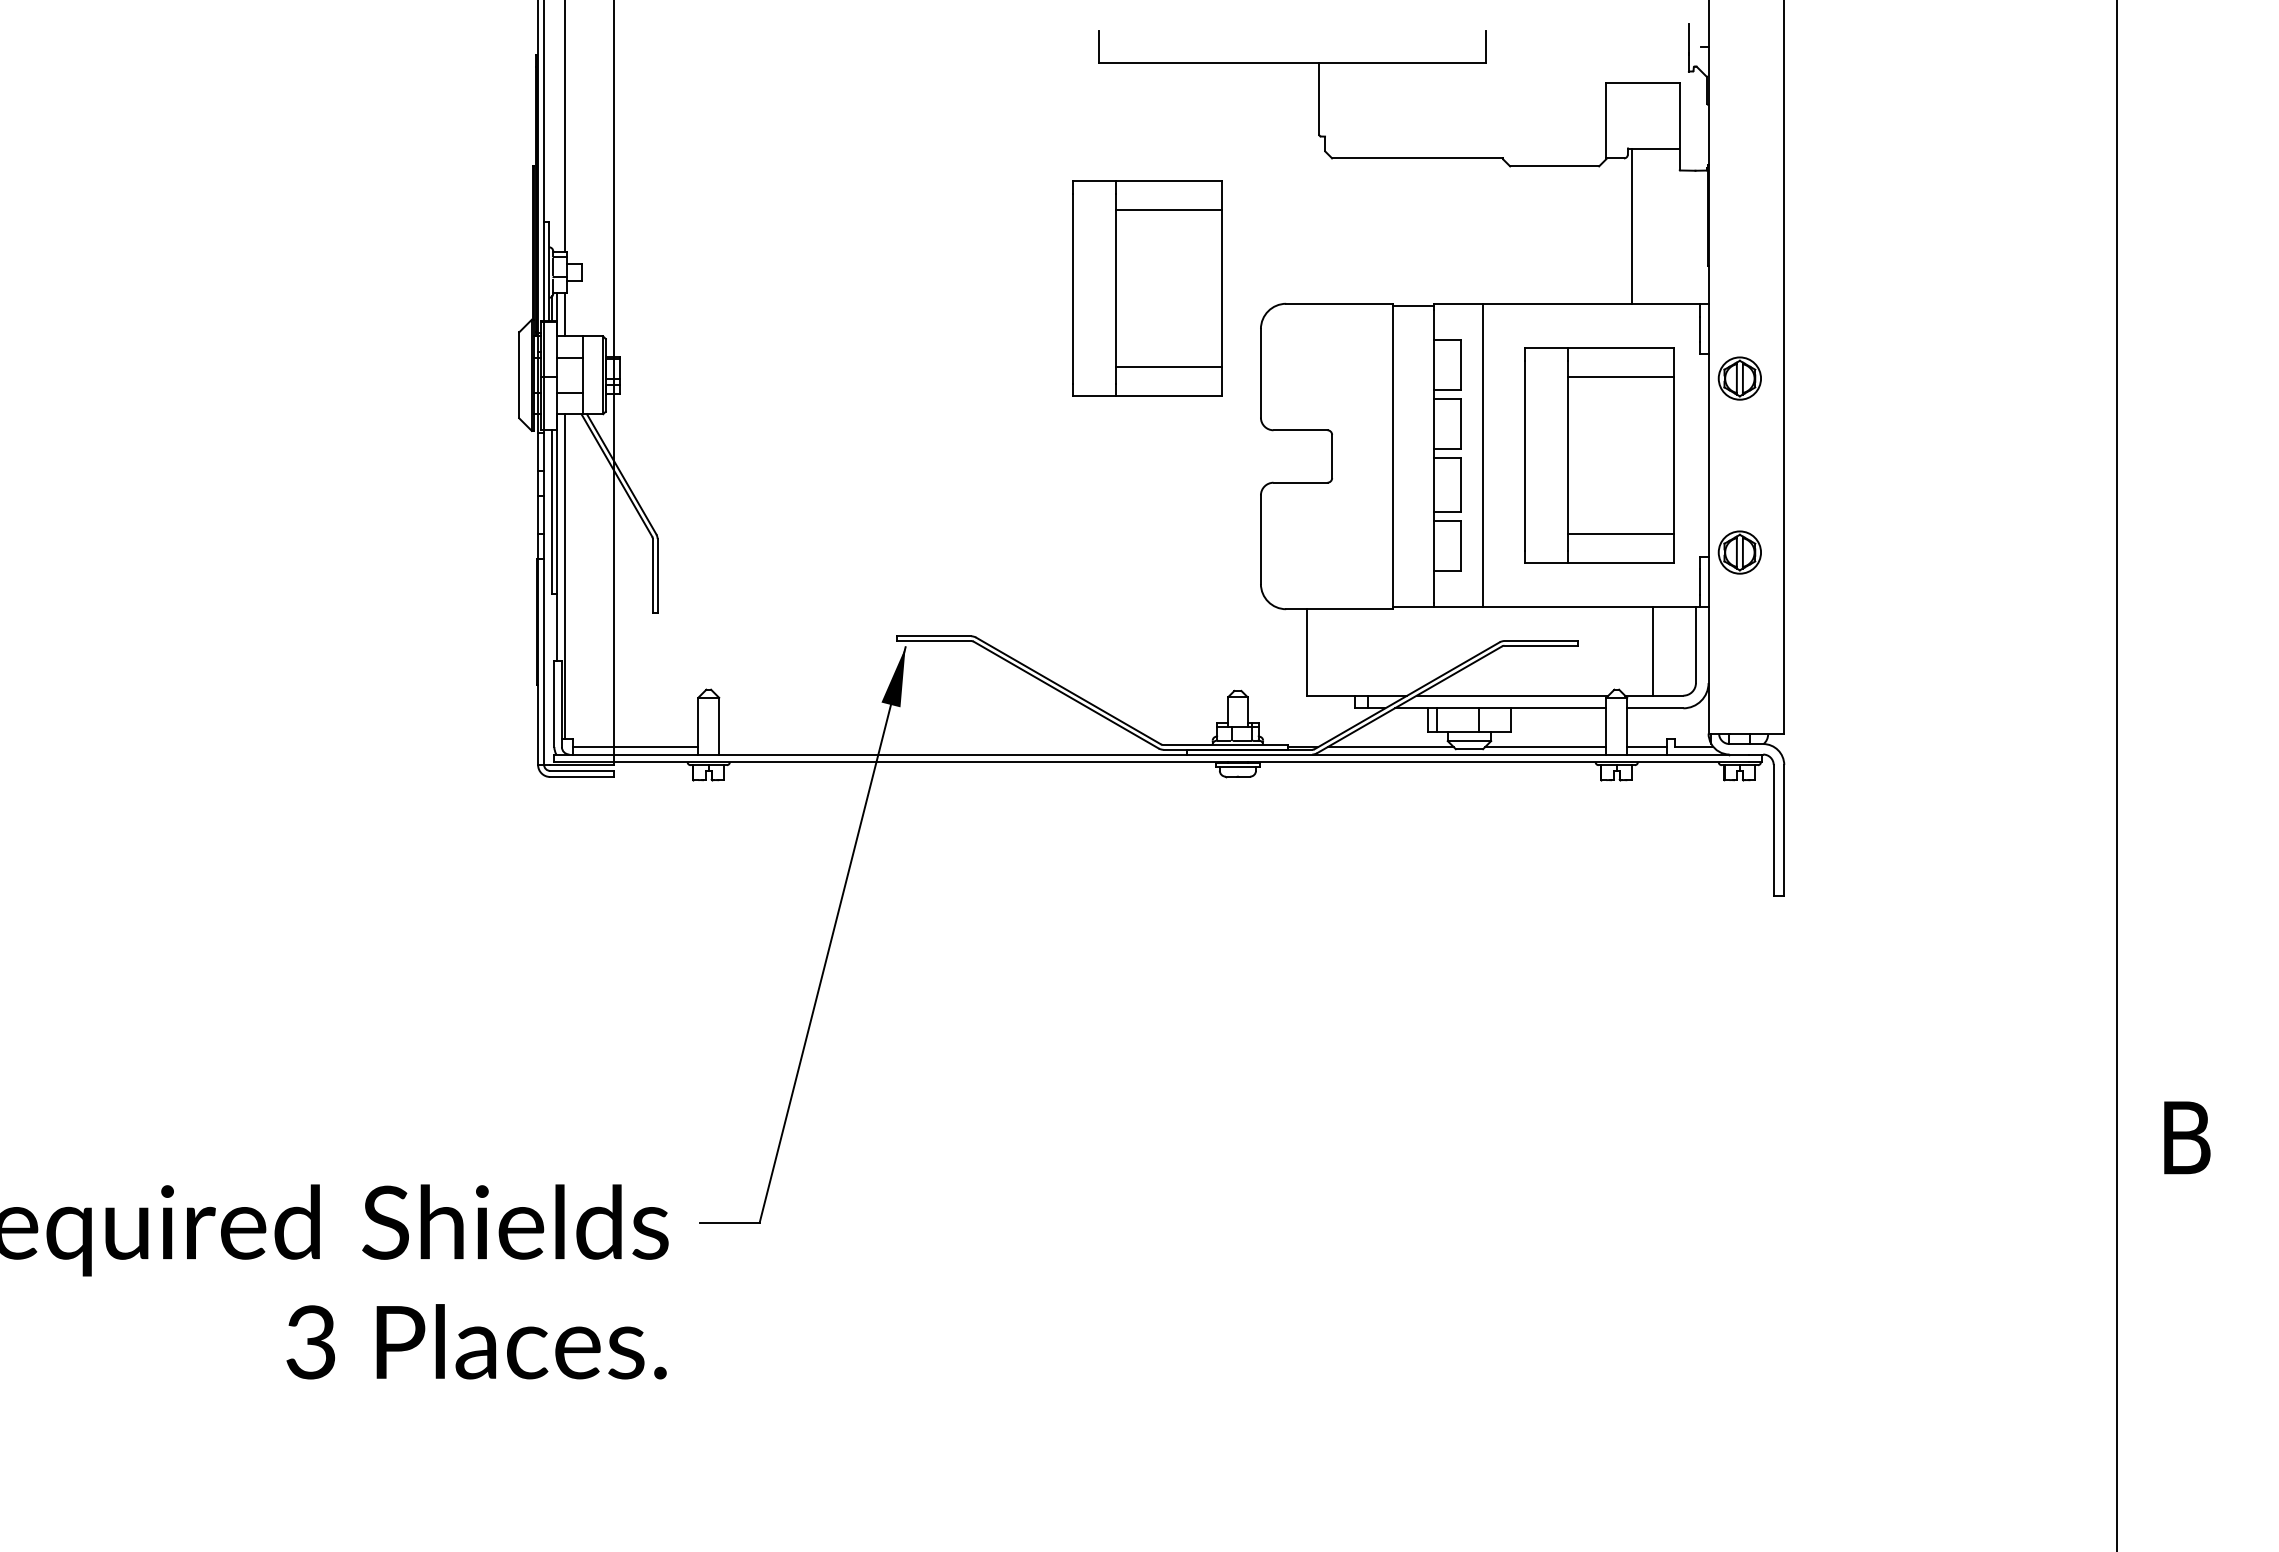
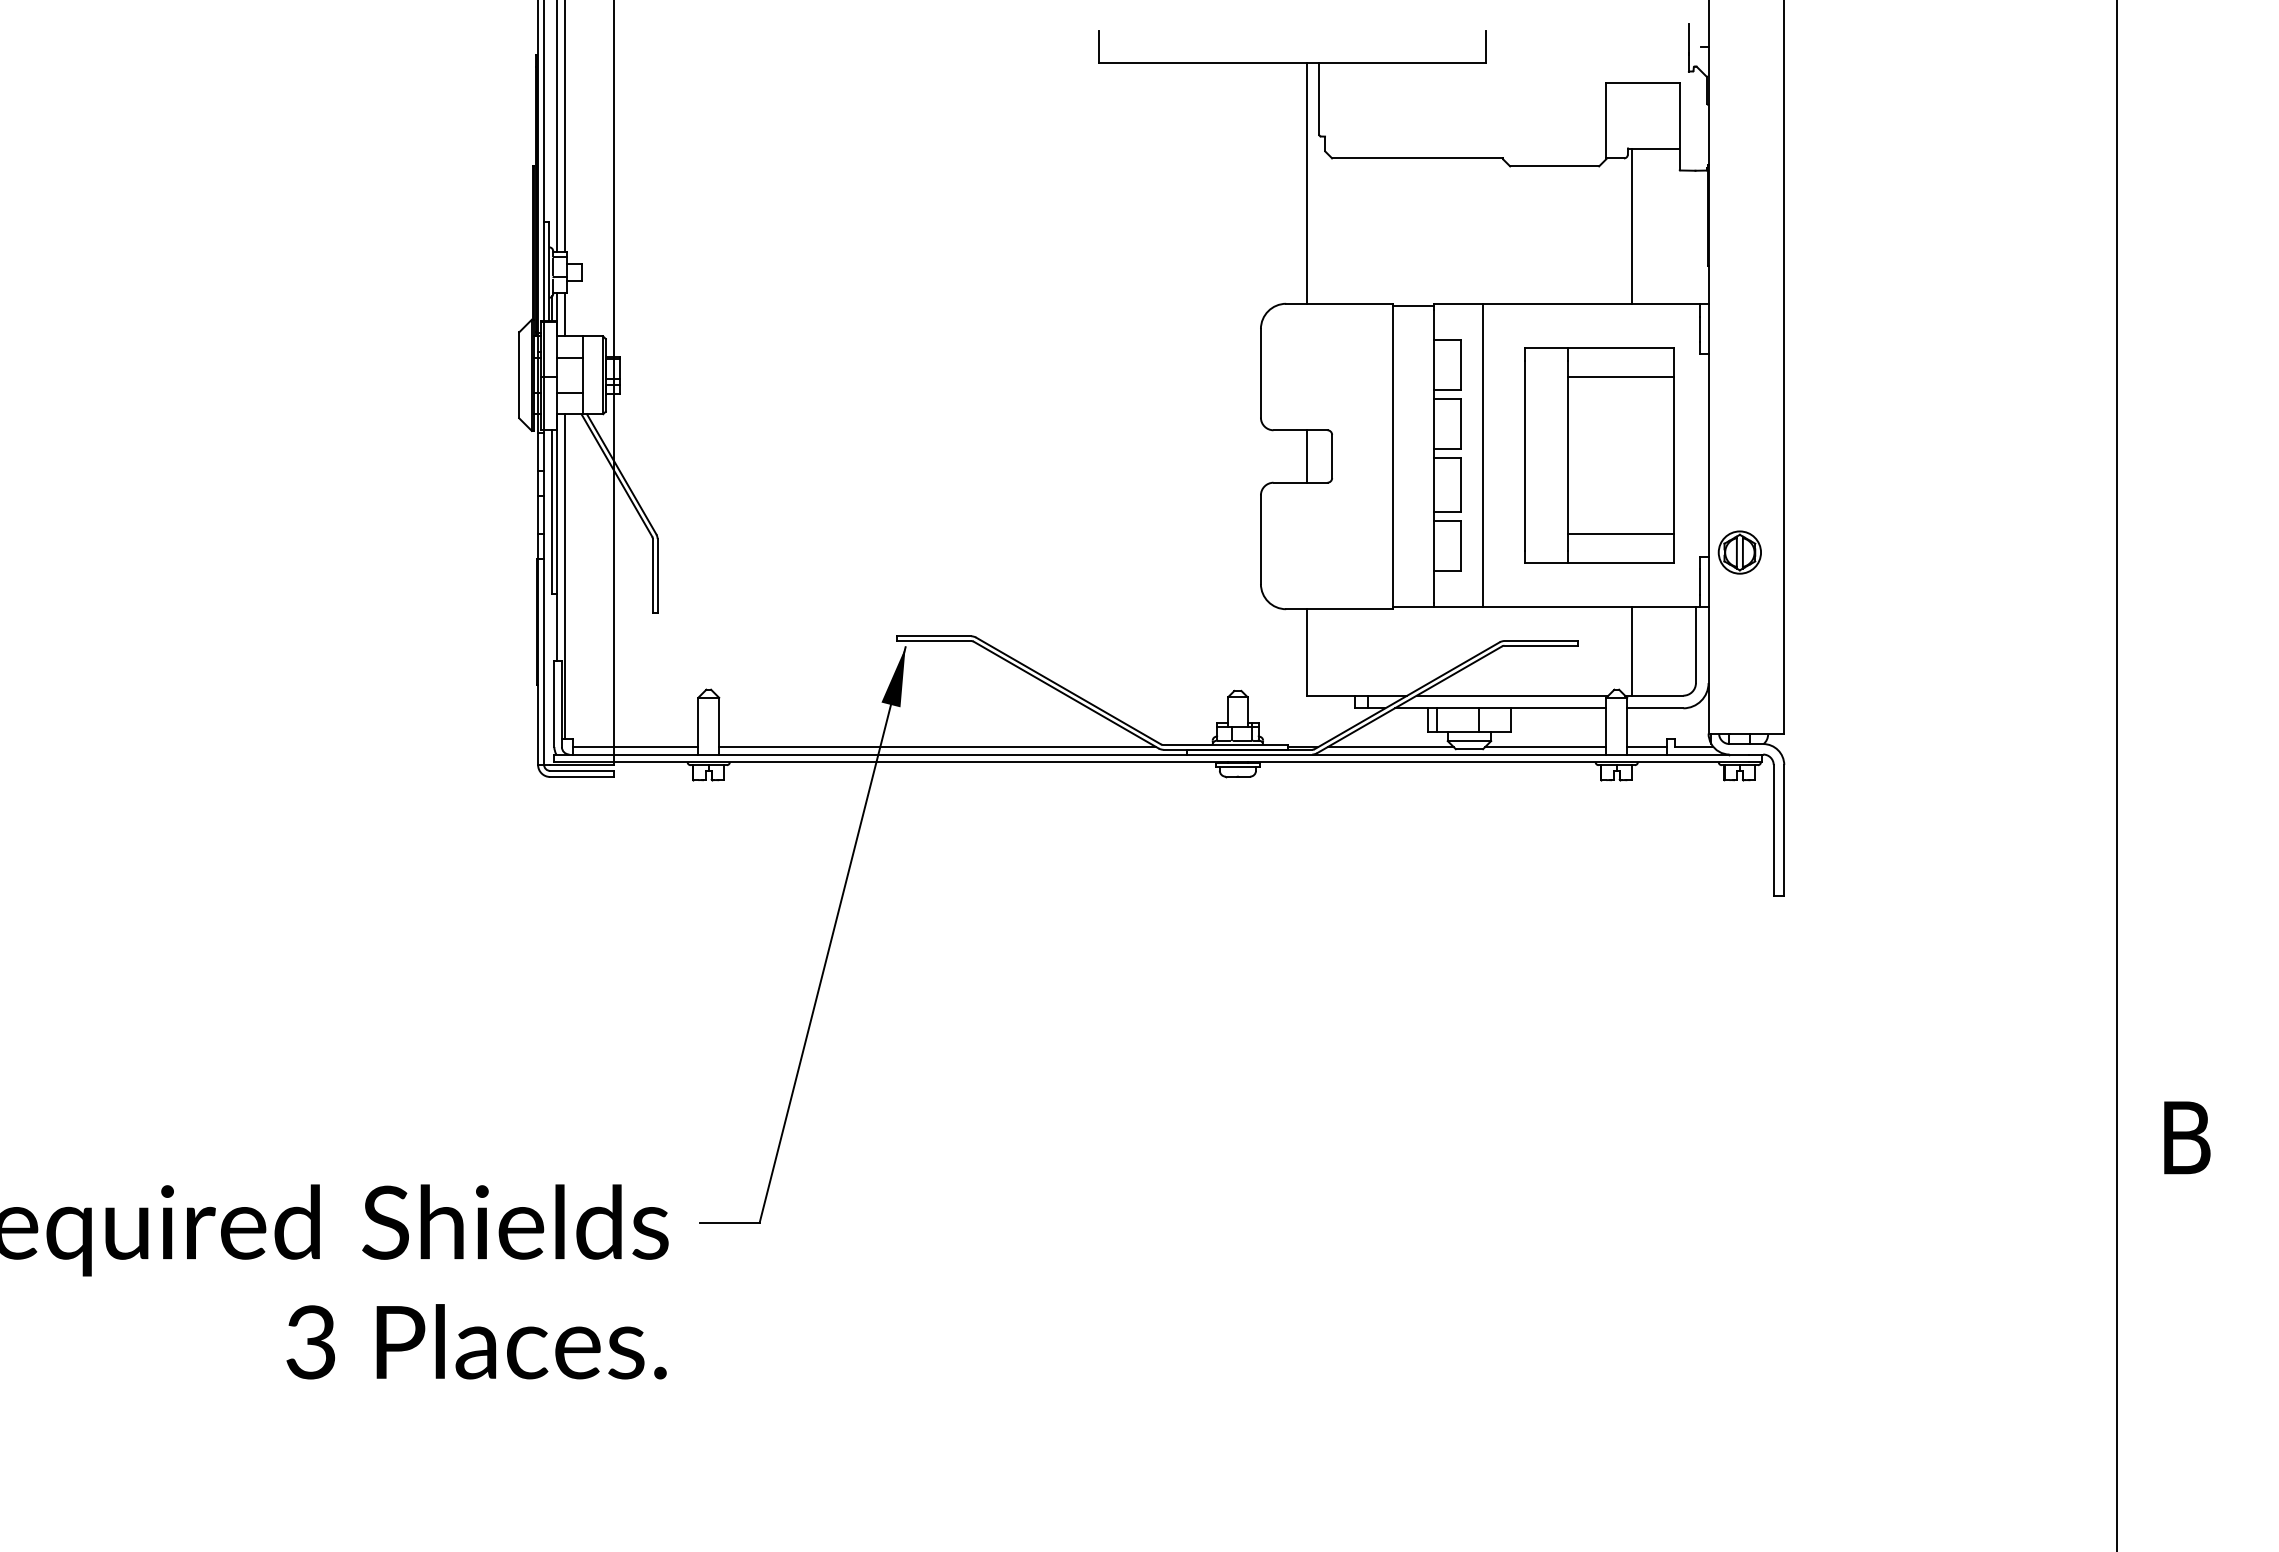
line: none -> present (557, 127)
line: none -> present (1306, 183)
part: present -> none (1147, 288)
part: present -> none (1739, 378)
line: none -> present (1306, 456)
line position: (1653, 651) -> (1632, 651) (1632, 651)
line: none -> present (937, 747)
